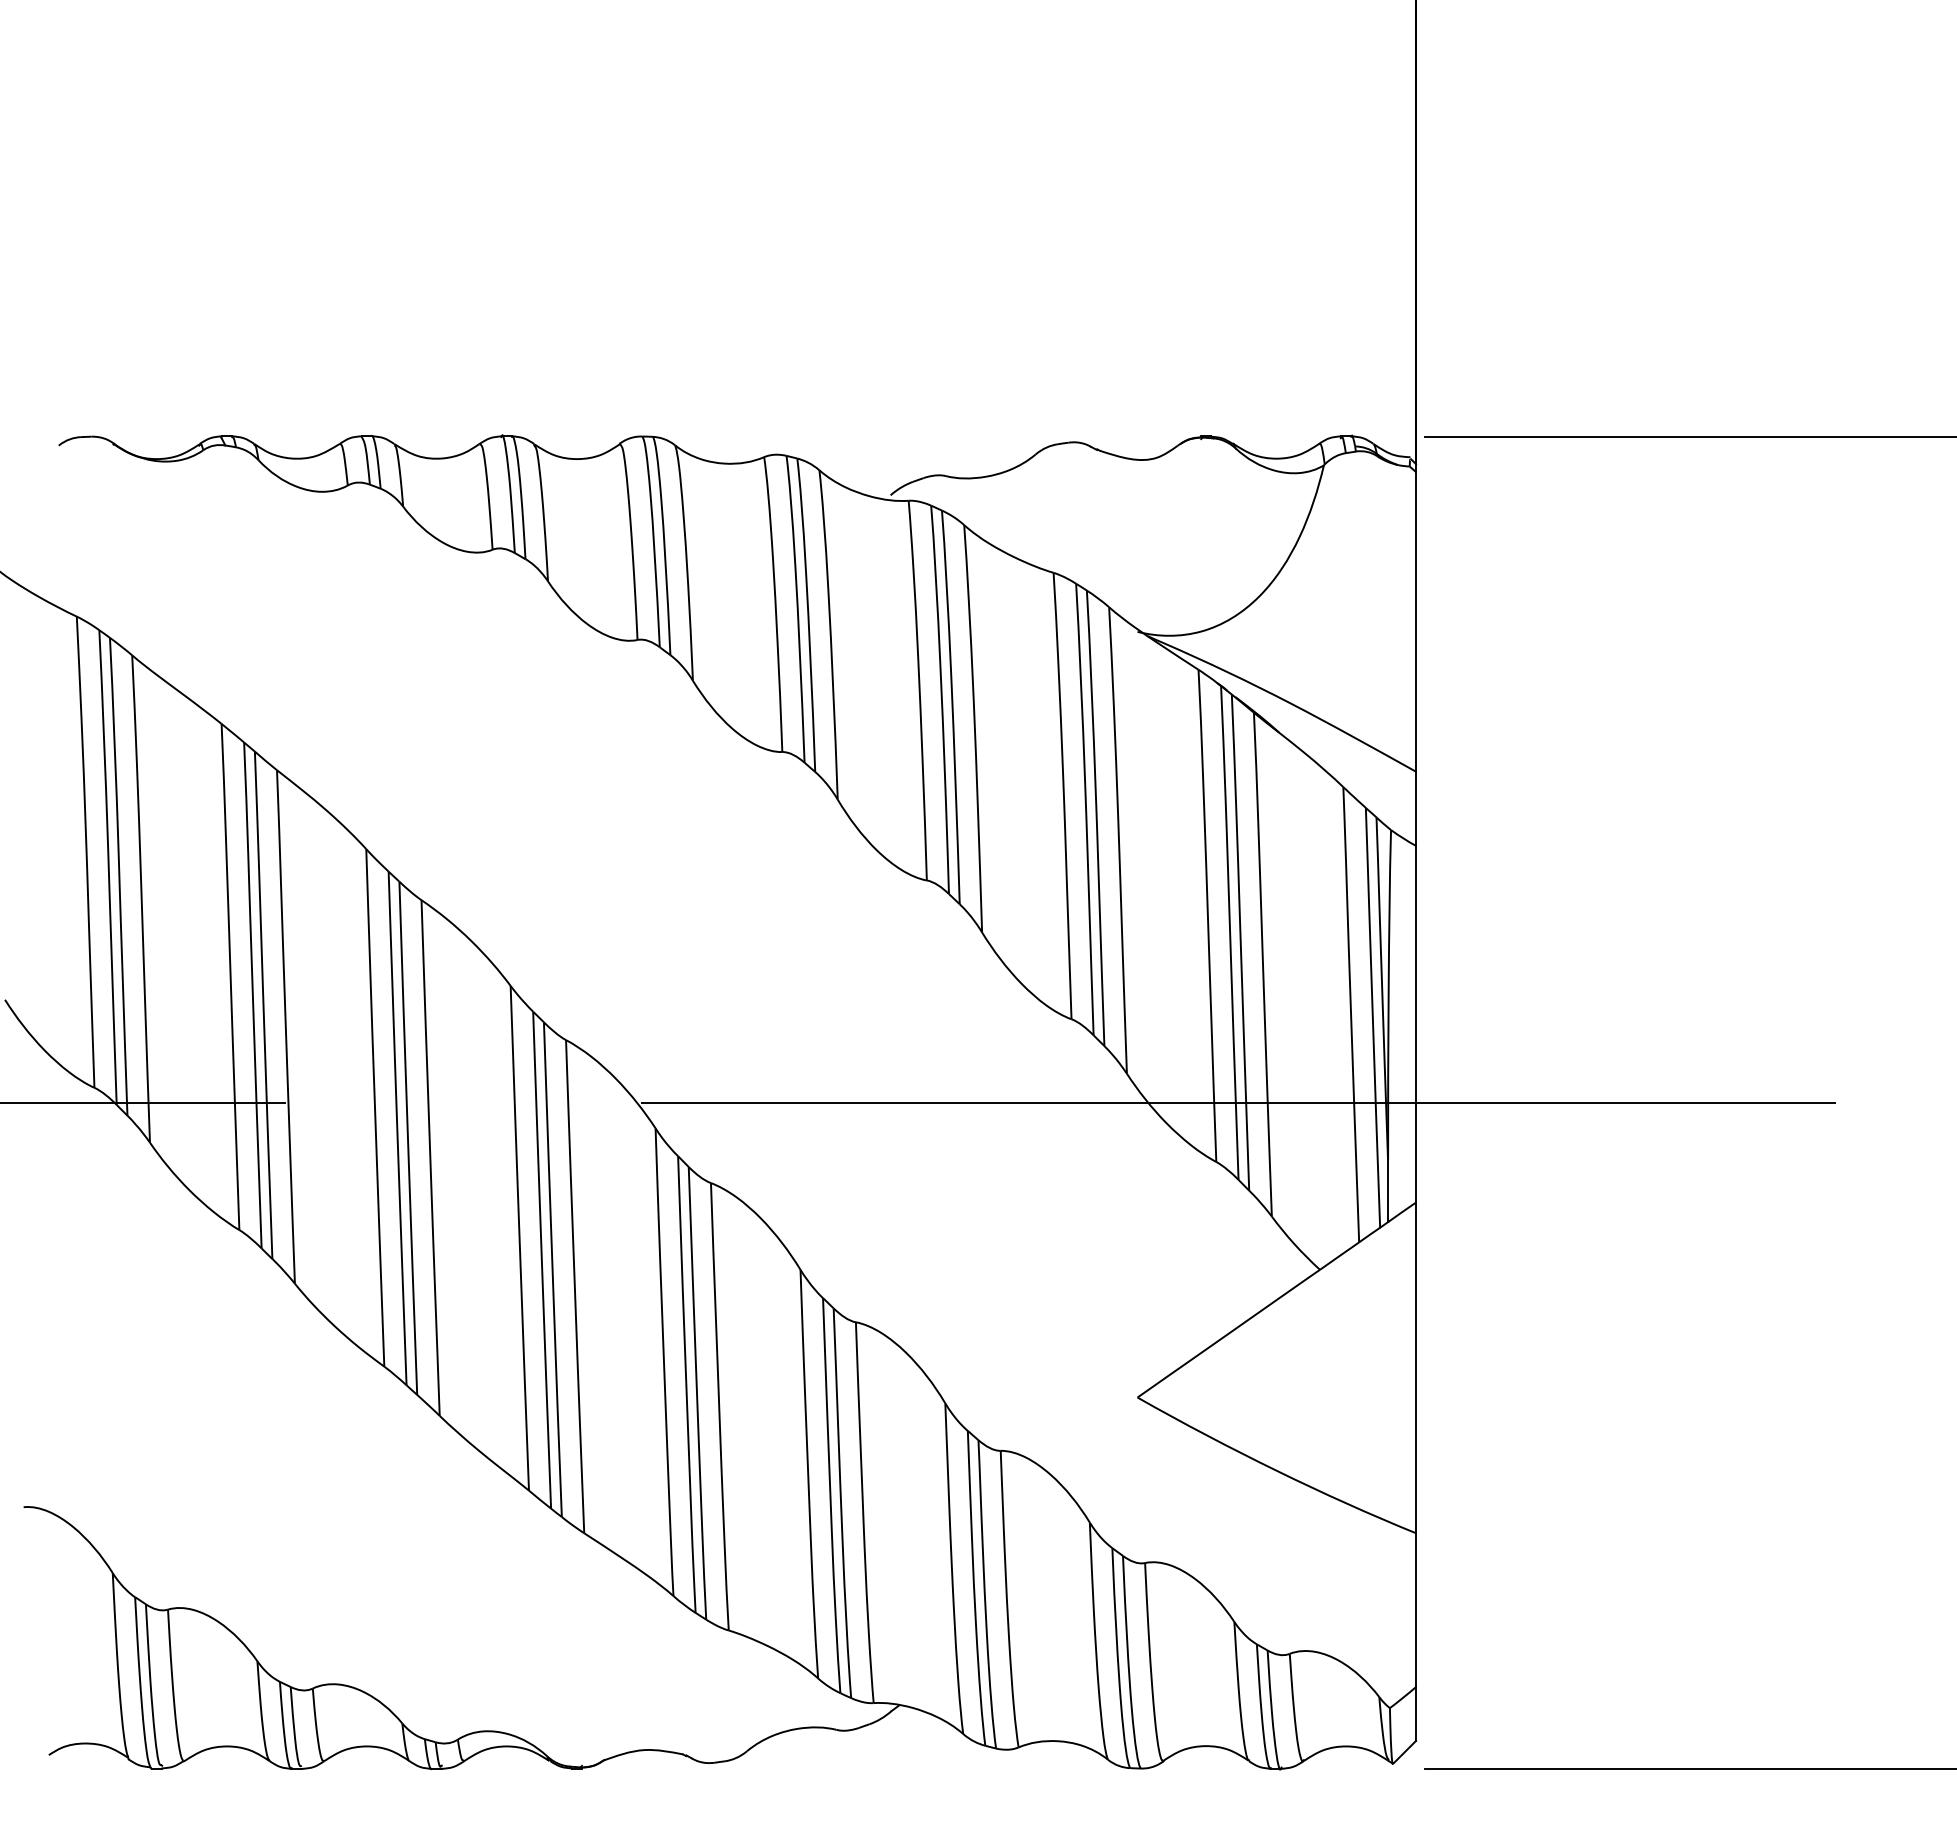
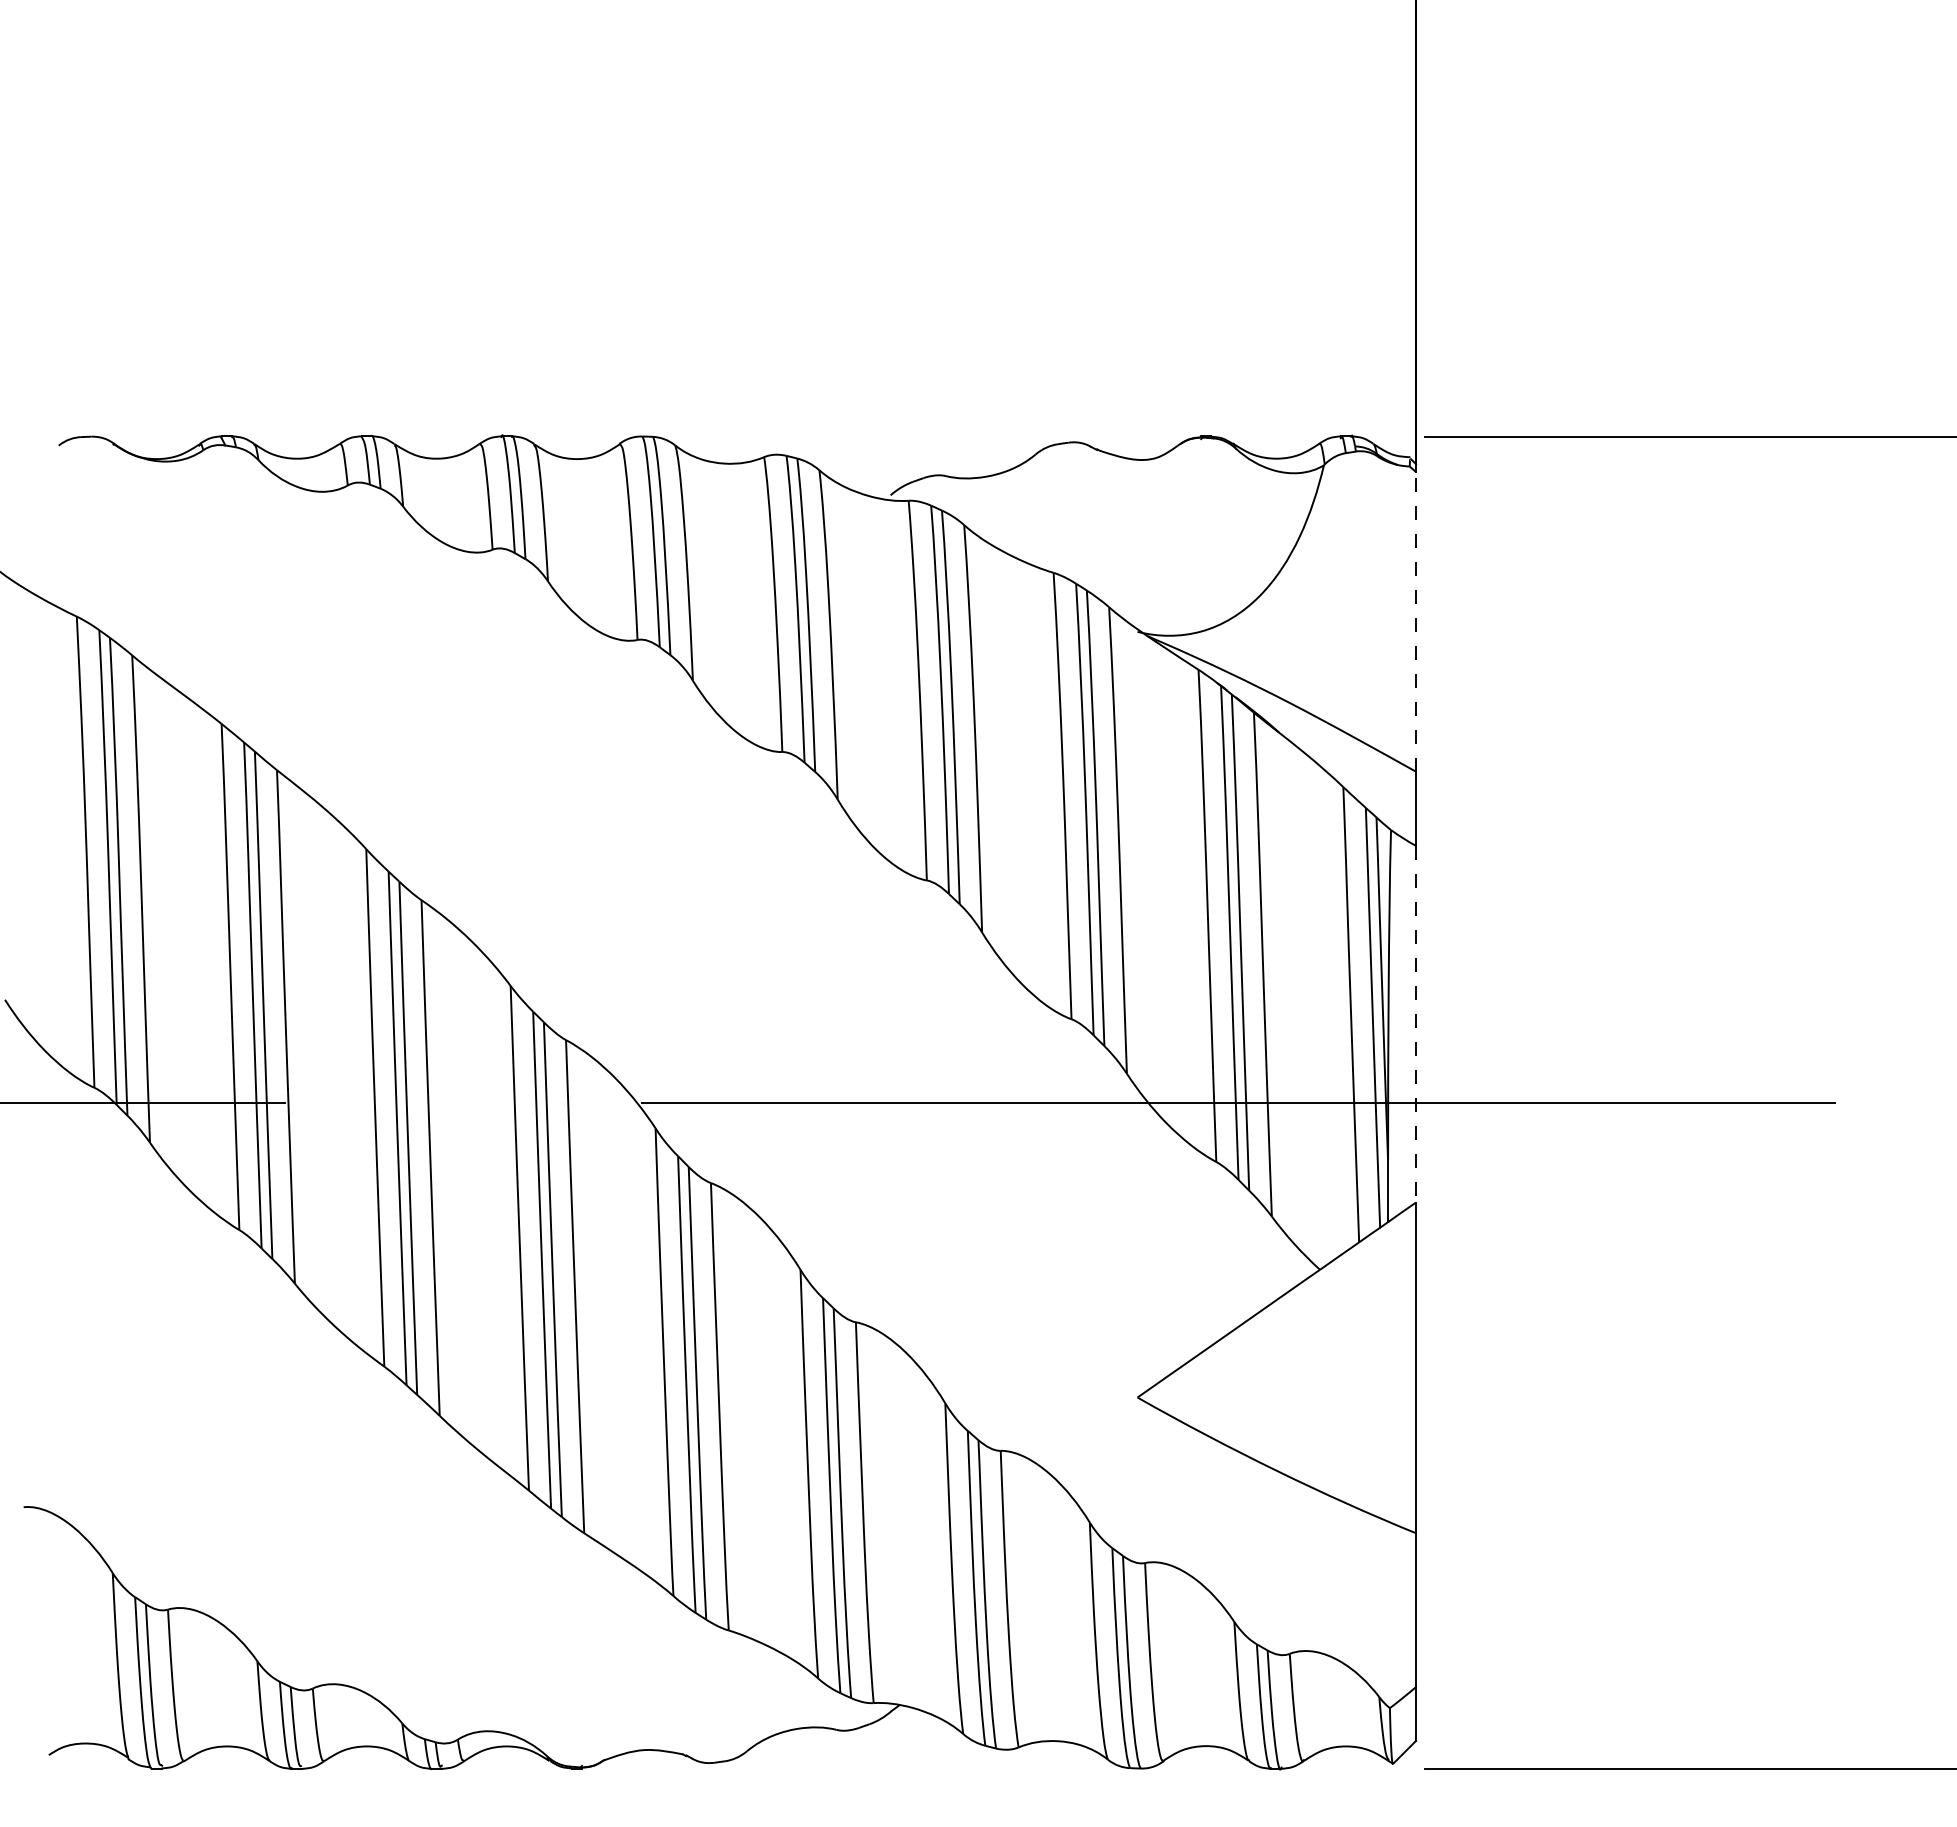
line: solid -> dashed (1416, 621)
line: solid -> dashed (1416, 1024)
